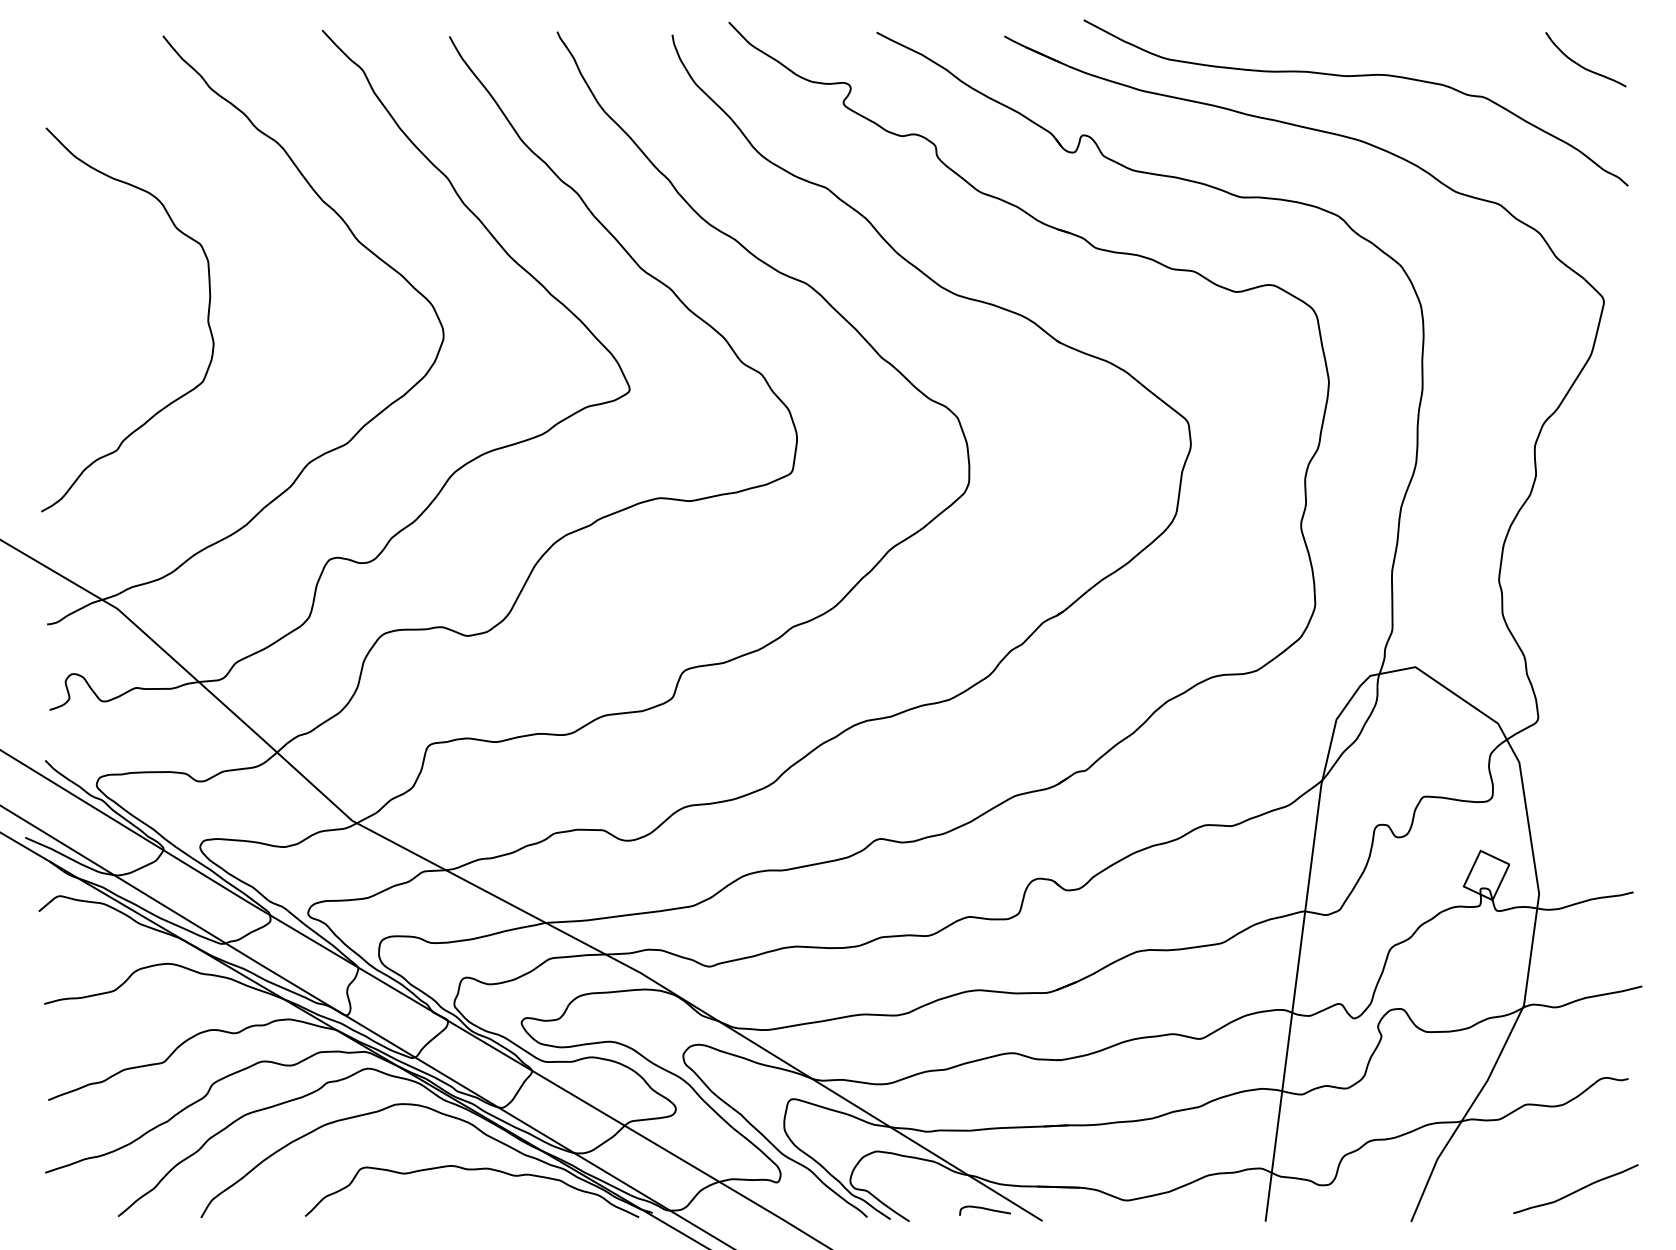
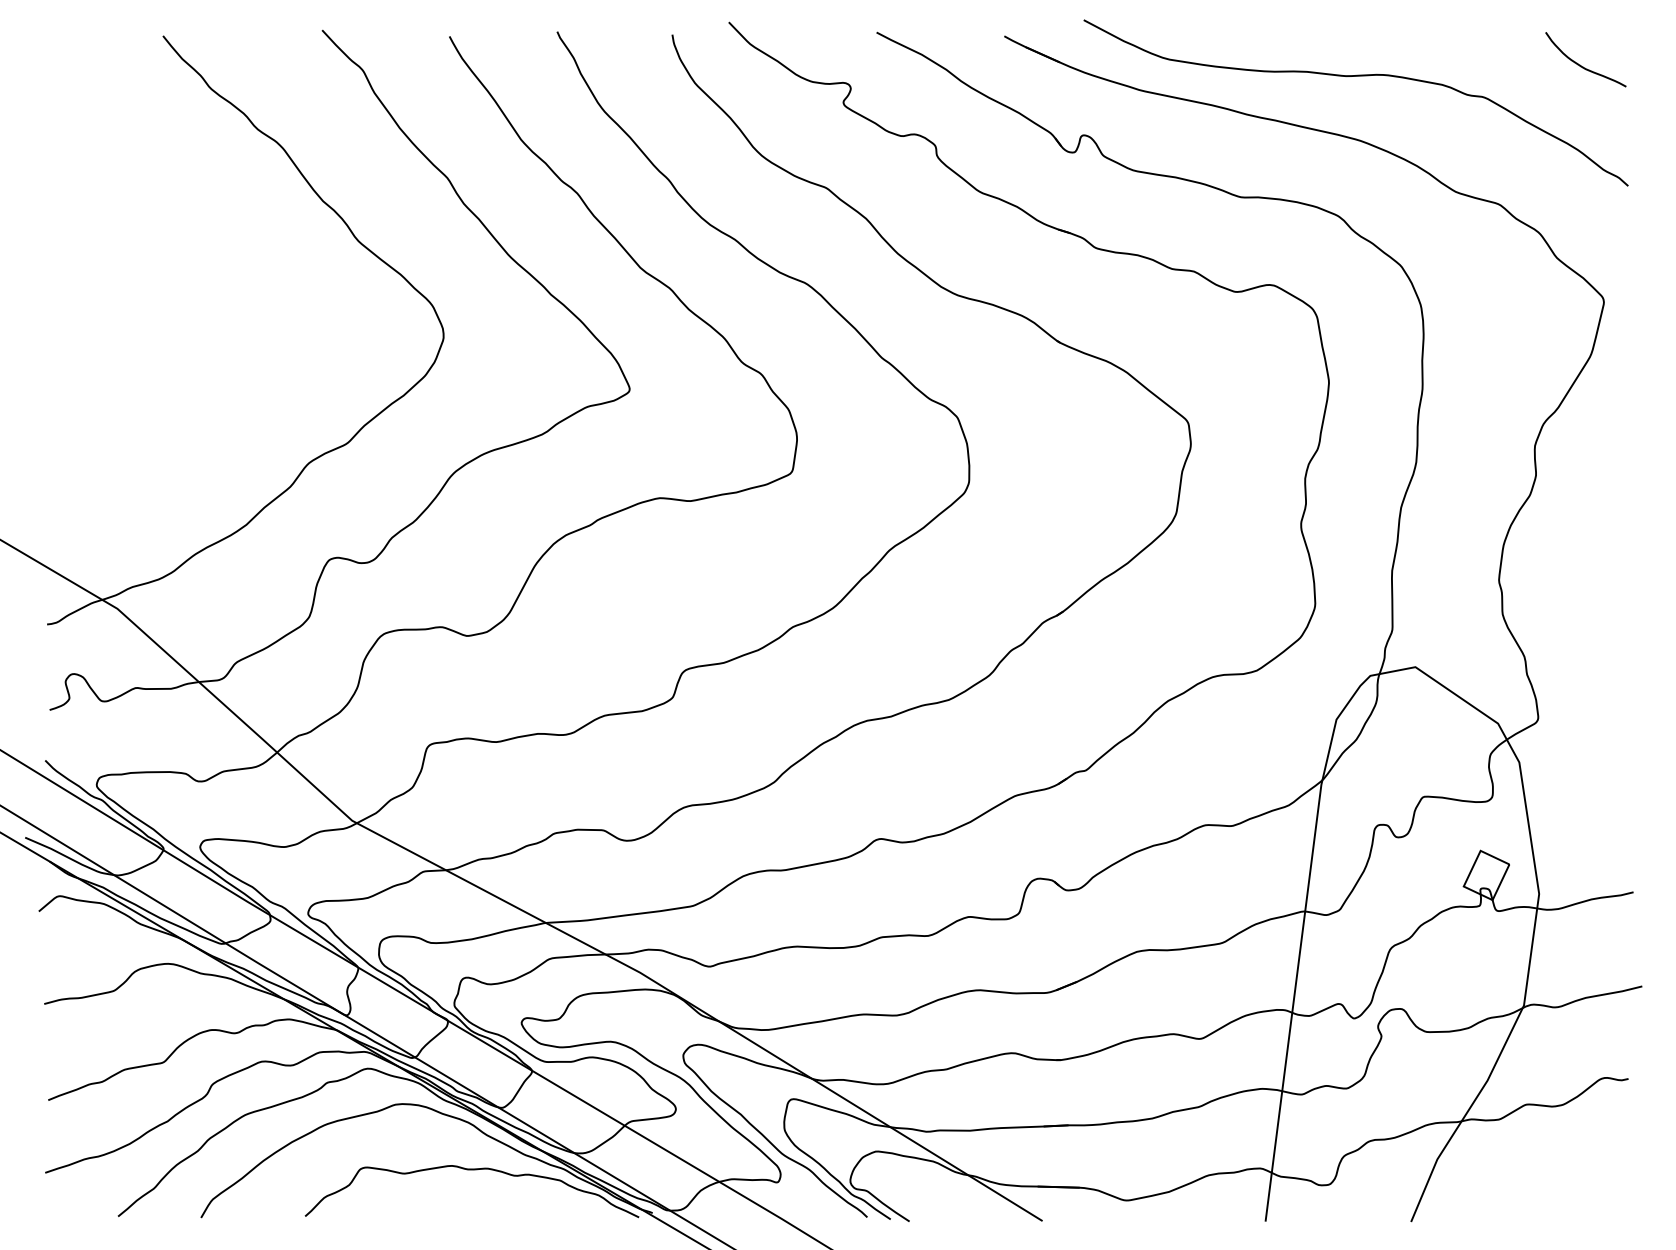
curve: present -> none (207, 319)
curve: present -> none (1575, 1190)
curve: present -> none (984, 1209)
